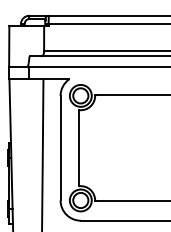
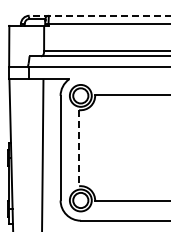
line: solid -> dashed (99, 15)
line: solid -> dashed (79, 148)
